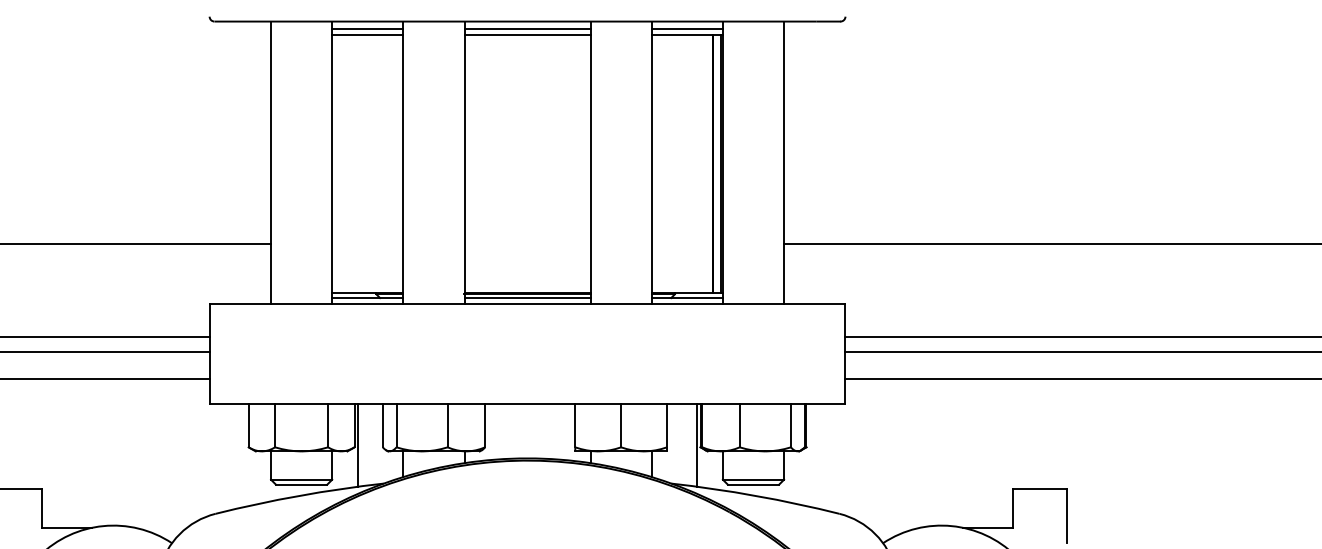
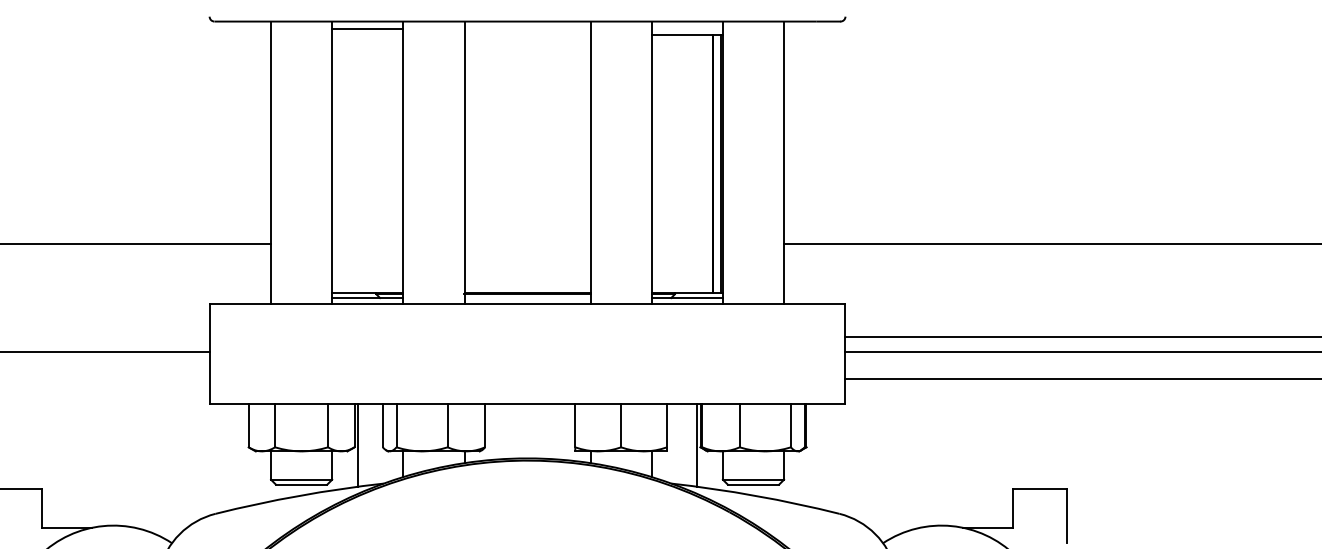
line: present -> none (527, 29)
line: present -> none (686, 29)
line: present -> none (367, 35)
line: present -> none (527, 35)
line: present -> none (527, 298)
line: present -> none (105, 336)
line: present -> none (105, 379)
